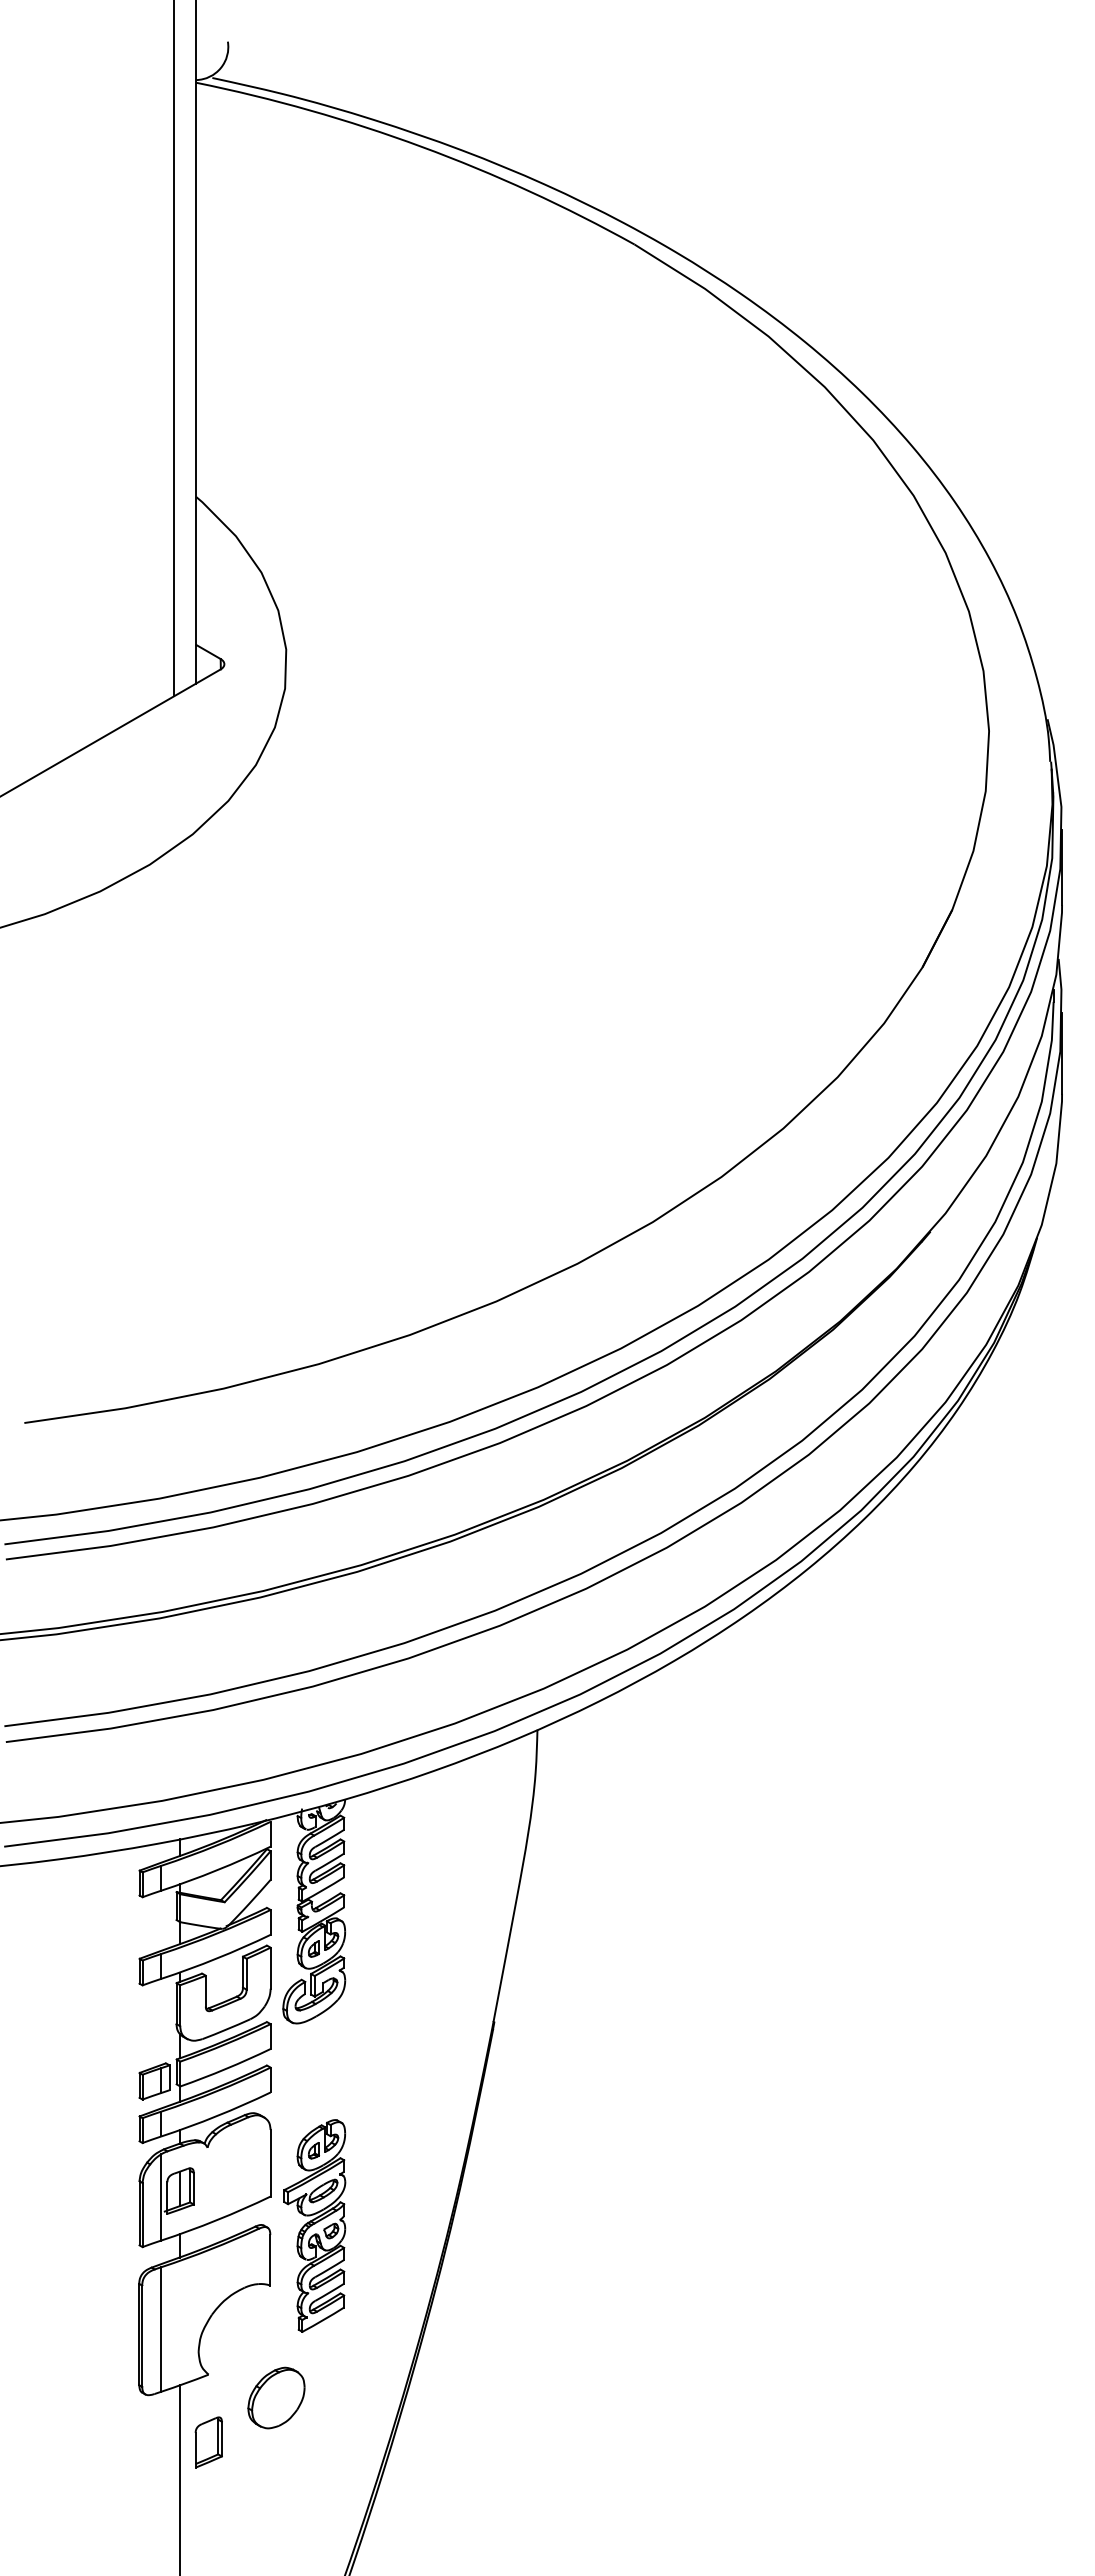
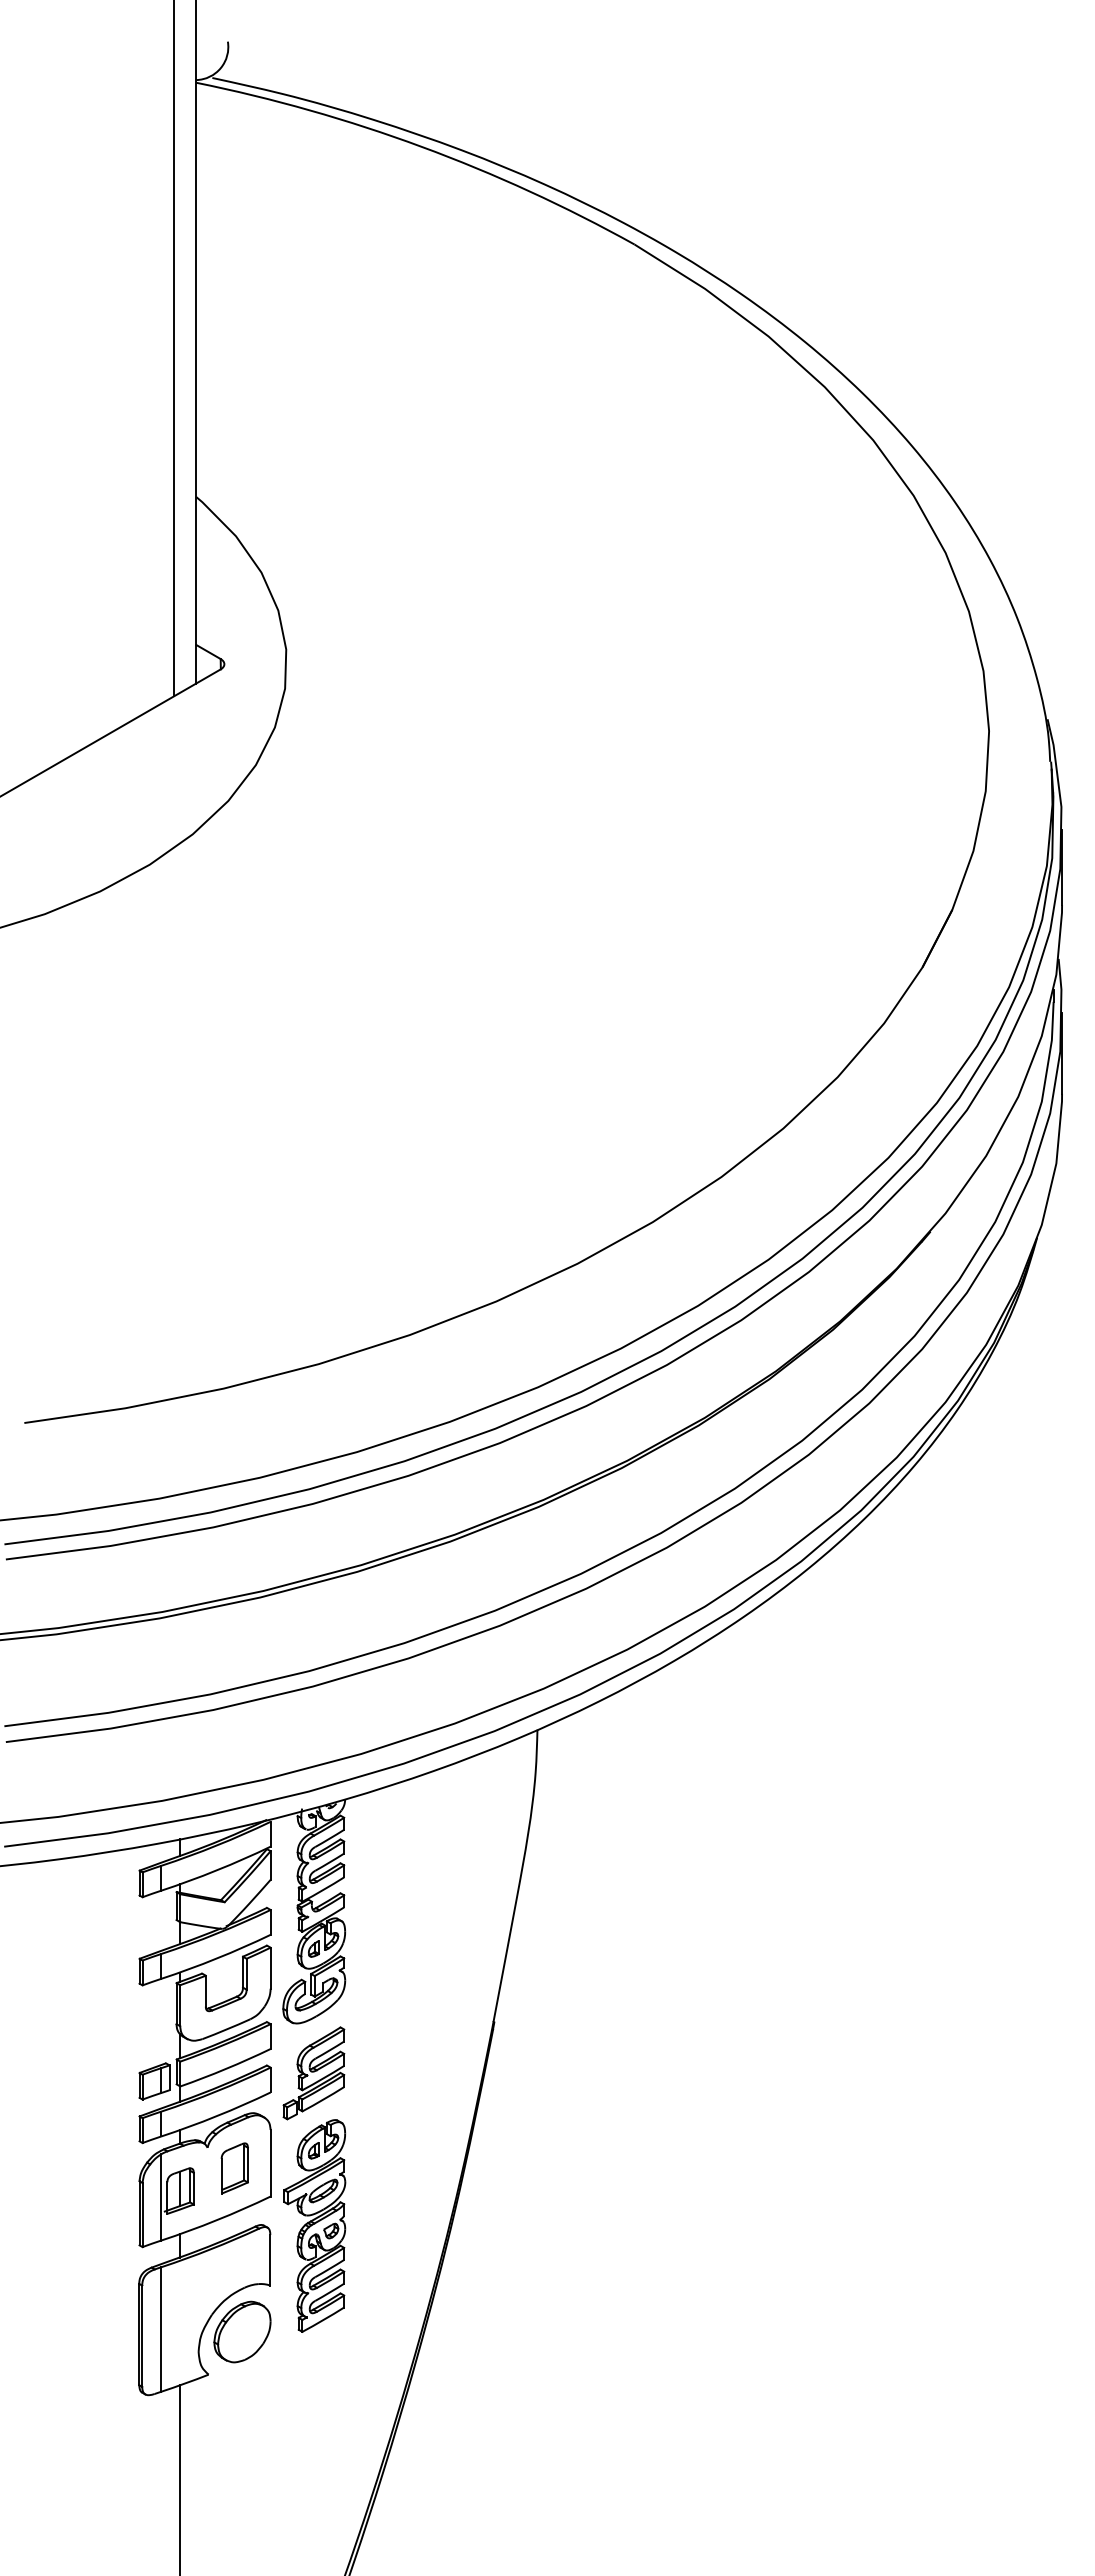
part: none -> present (313, 2073)
part position: (276, 2397) -> (242, 2331) (242, 2331)
part position: (208, 2442) -> (234, 2168) (234, 2168)
